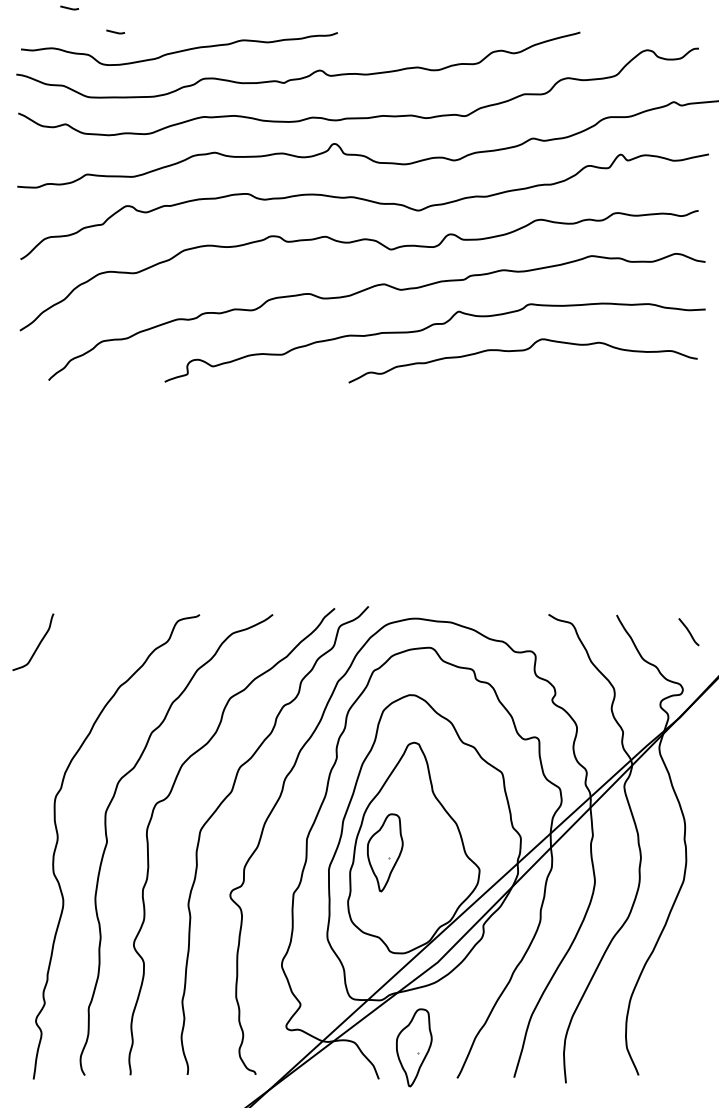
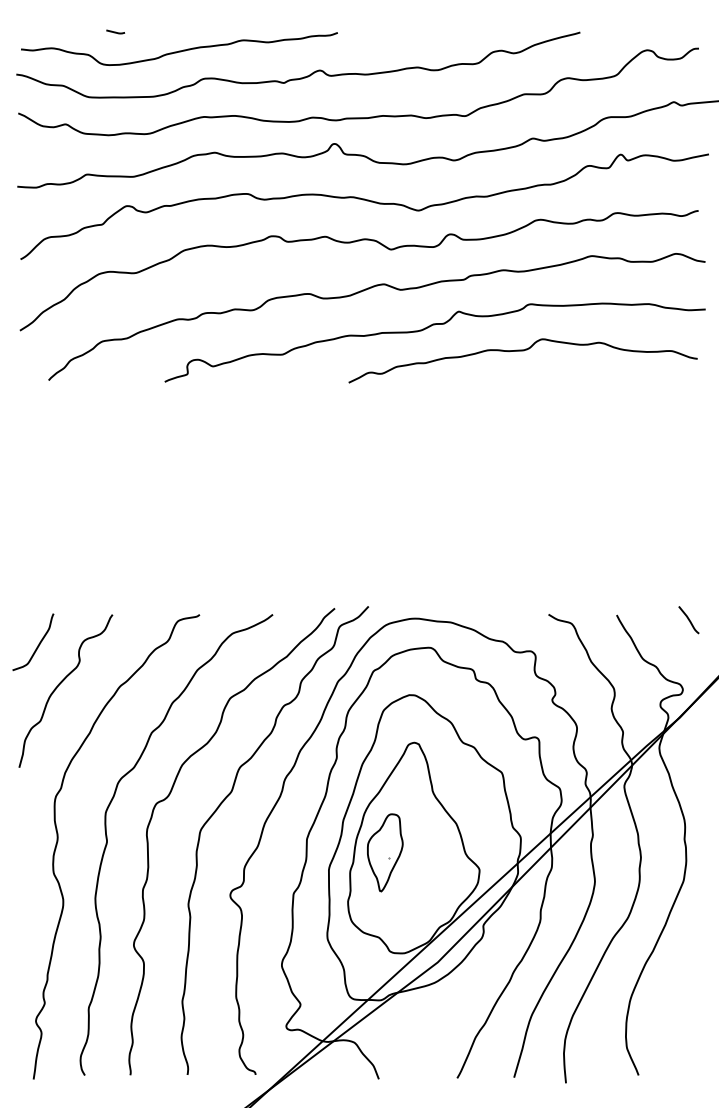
line: present -> none (69, 7)
curve position: (688, 632) -> (688, 620) (688, 620)
curve: none -> present (60, 684)
part: present -> none (414, 1047)
